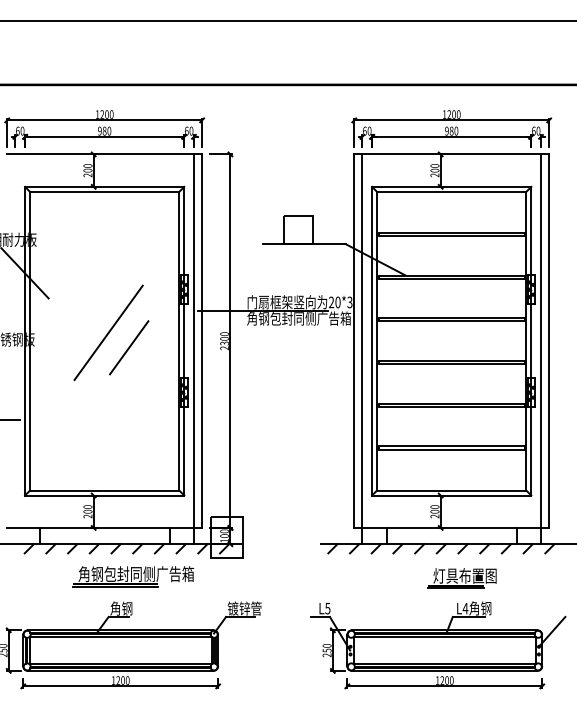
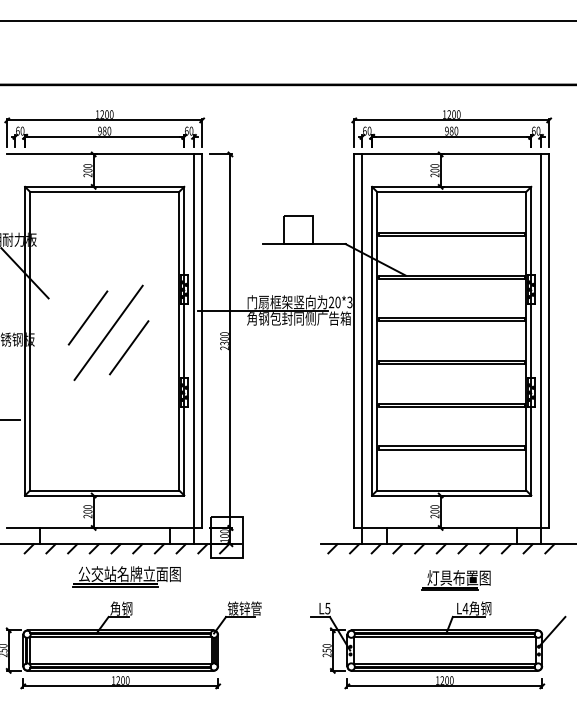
line: none -> present (87, 317)
text: 角钢包封同侧广告箱 -> 公交站名牌立面图 (136, 574)
part position: (461, 578) -> (455, 580) (455, 580)
